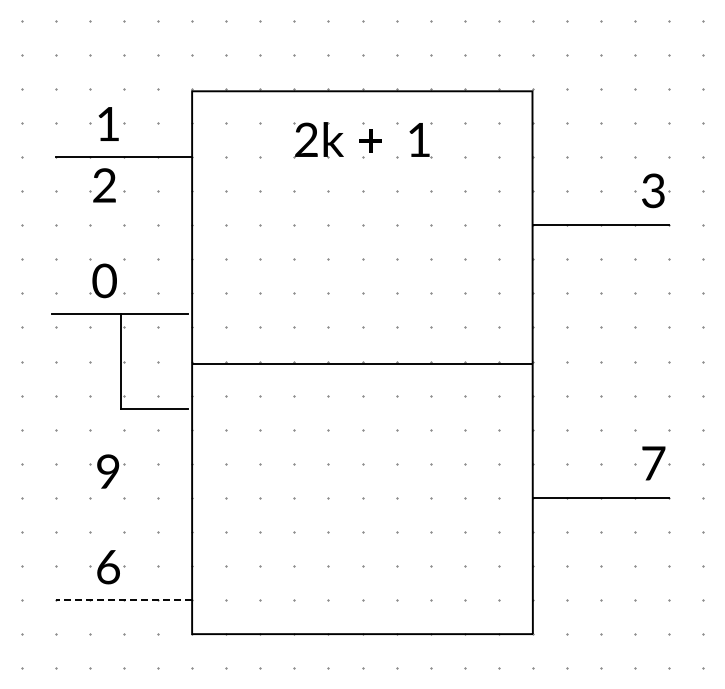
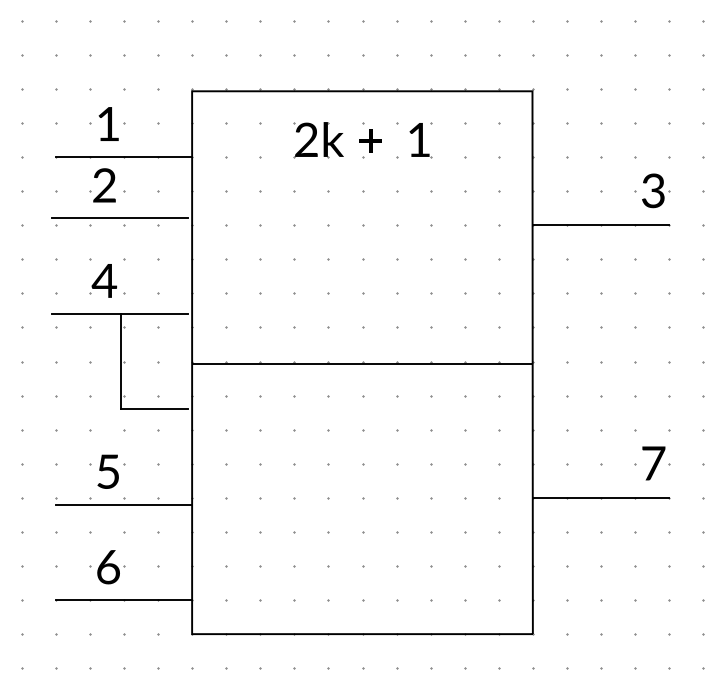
line: none -> present (120, 218)
text: 0 -> 4 (104, 280)
text: 9 -> 5 (108, 471)
line: none -> present (123, 504)
line: dashed -> solid (123, 600)
